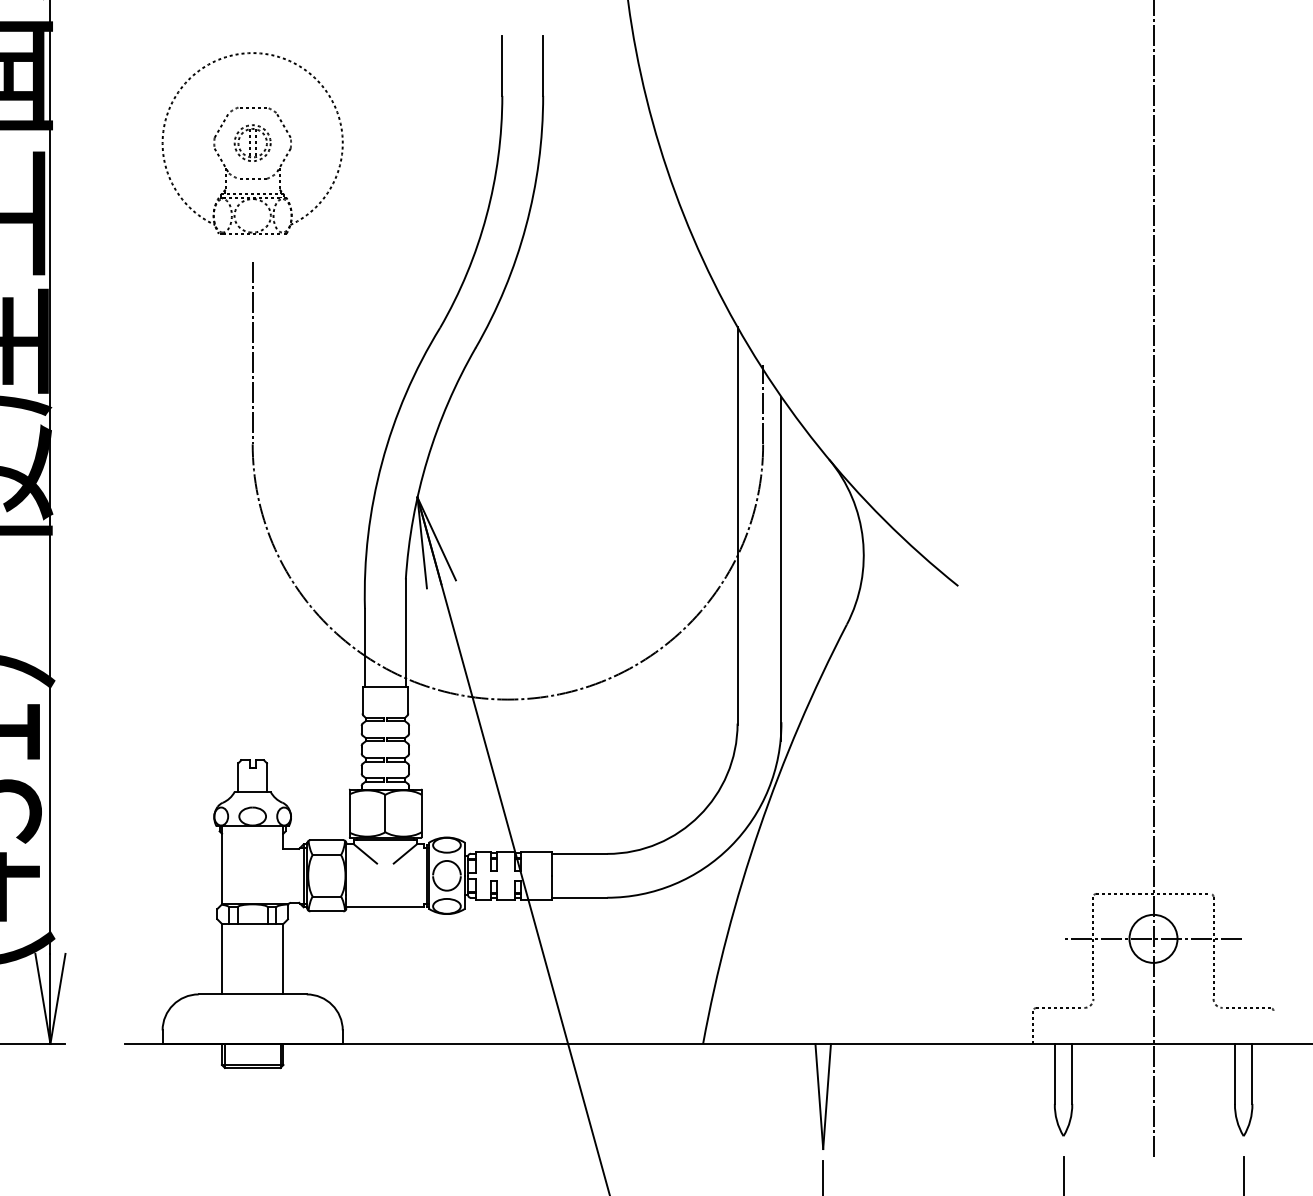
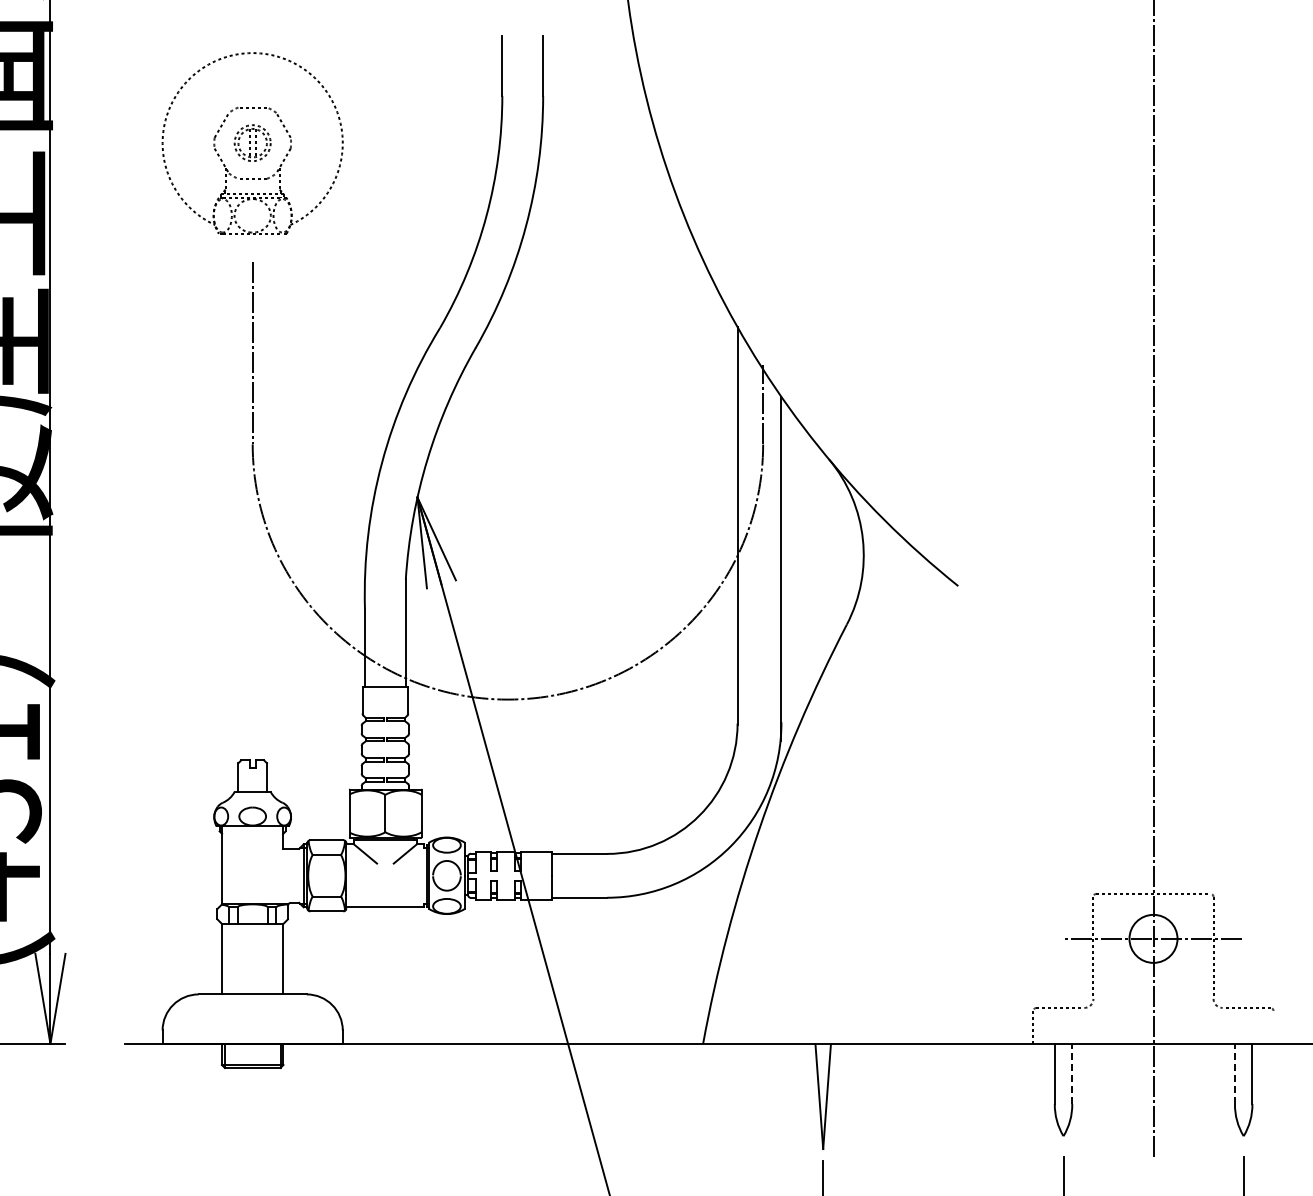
line: solid -> dashed (1072, 1073)
line: solid -> dashed (1234, 1073)
